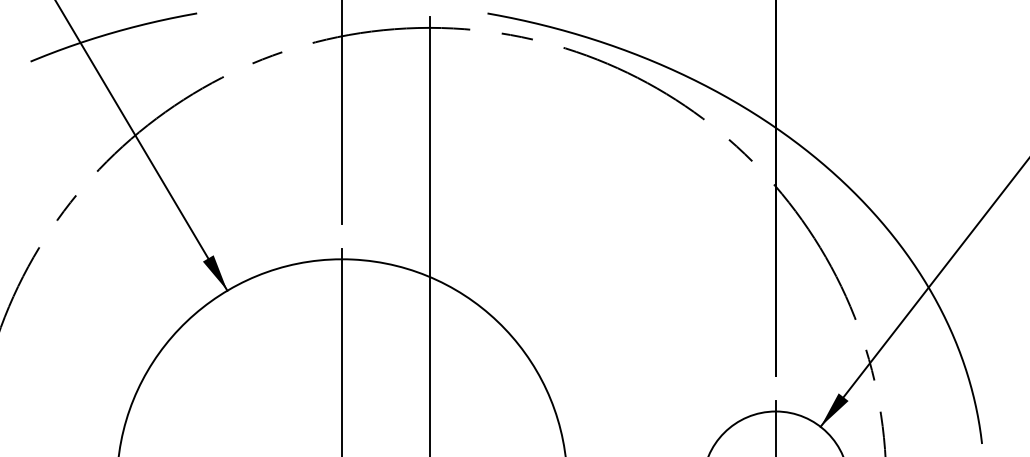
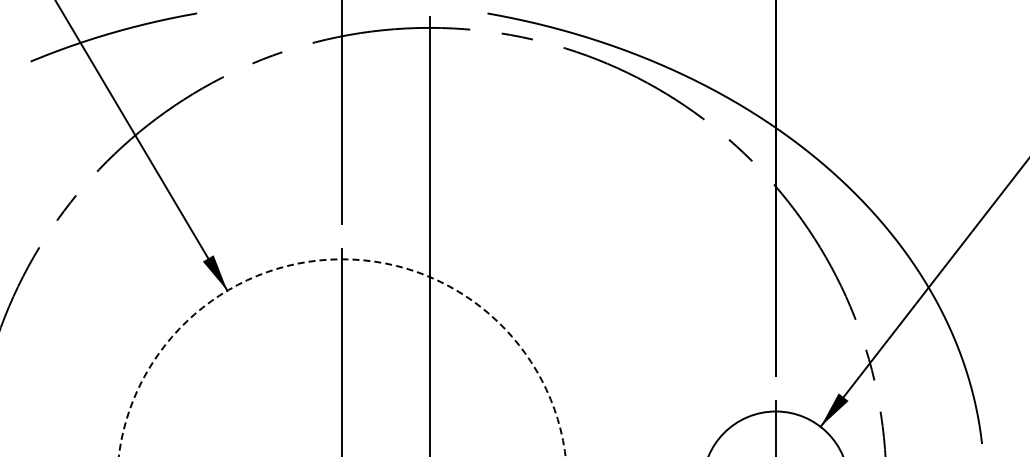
arc: solid -> dashed (341, 259)
